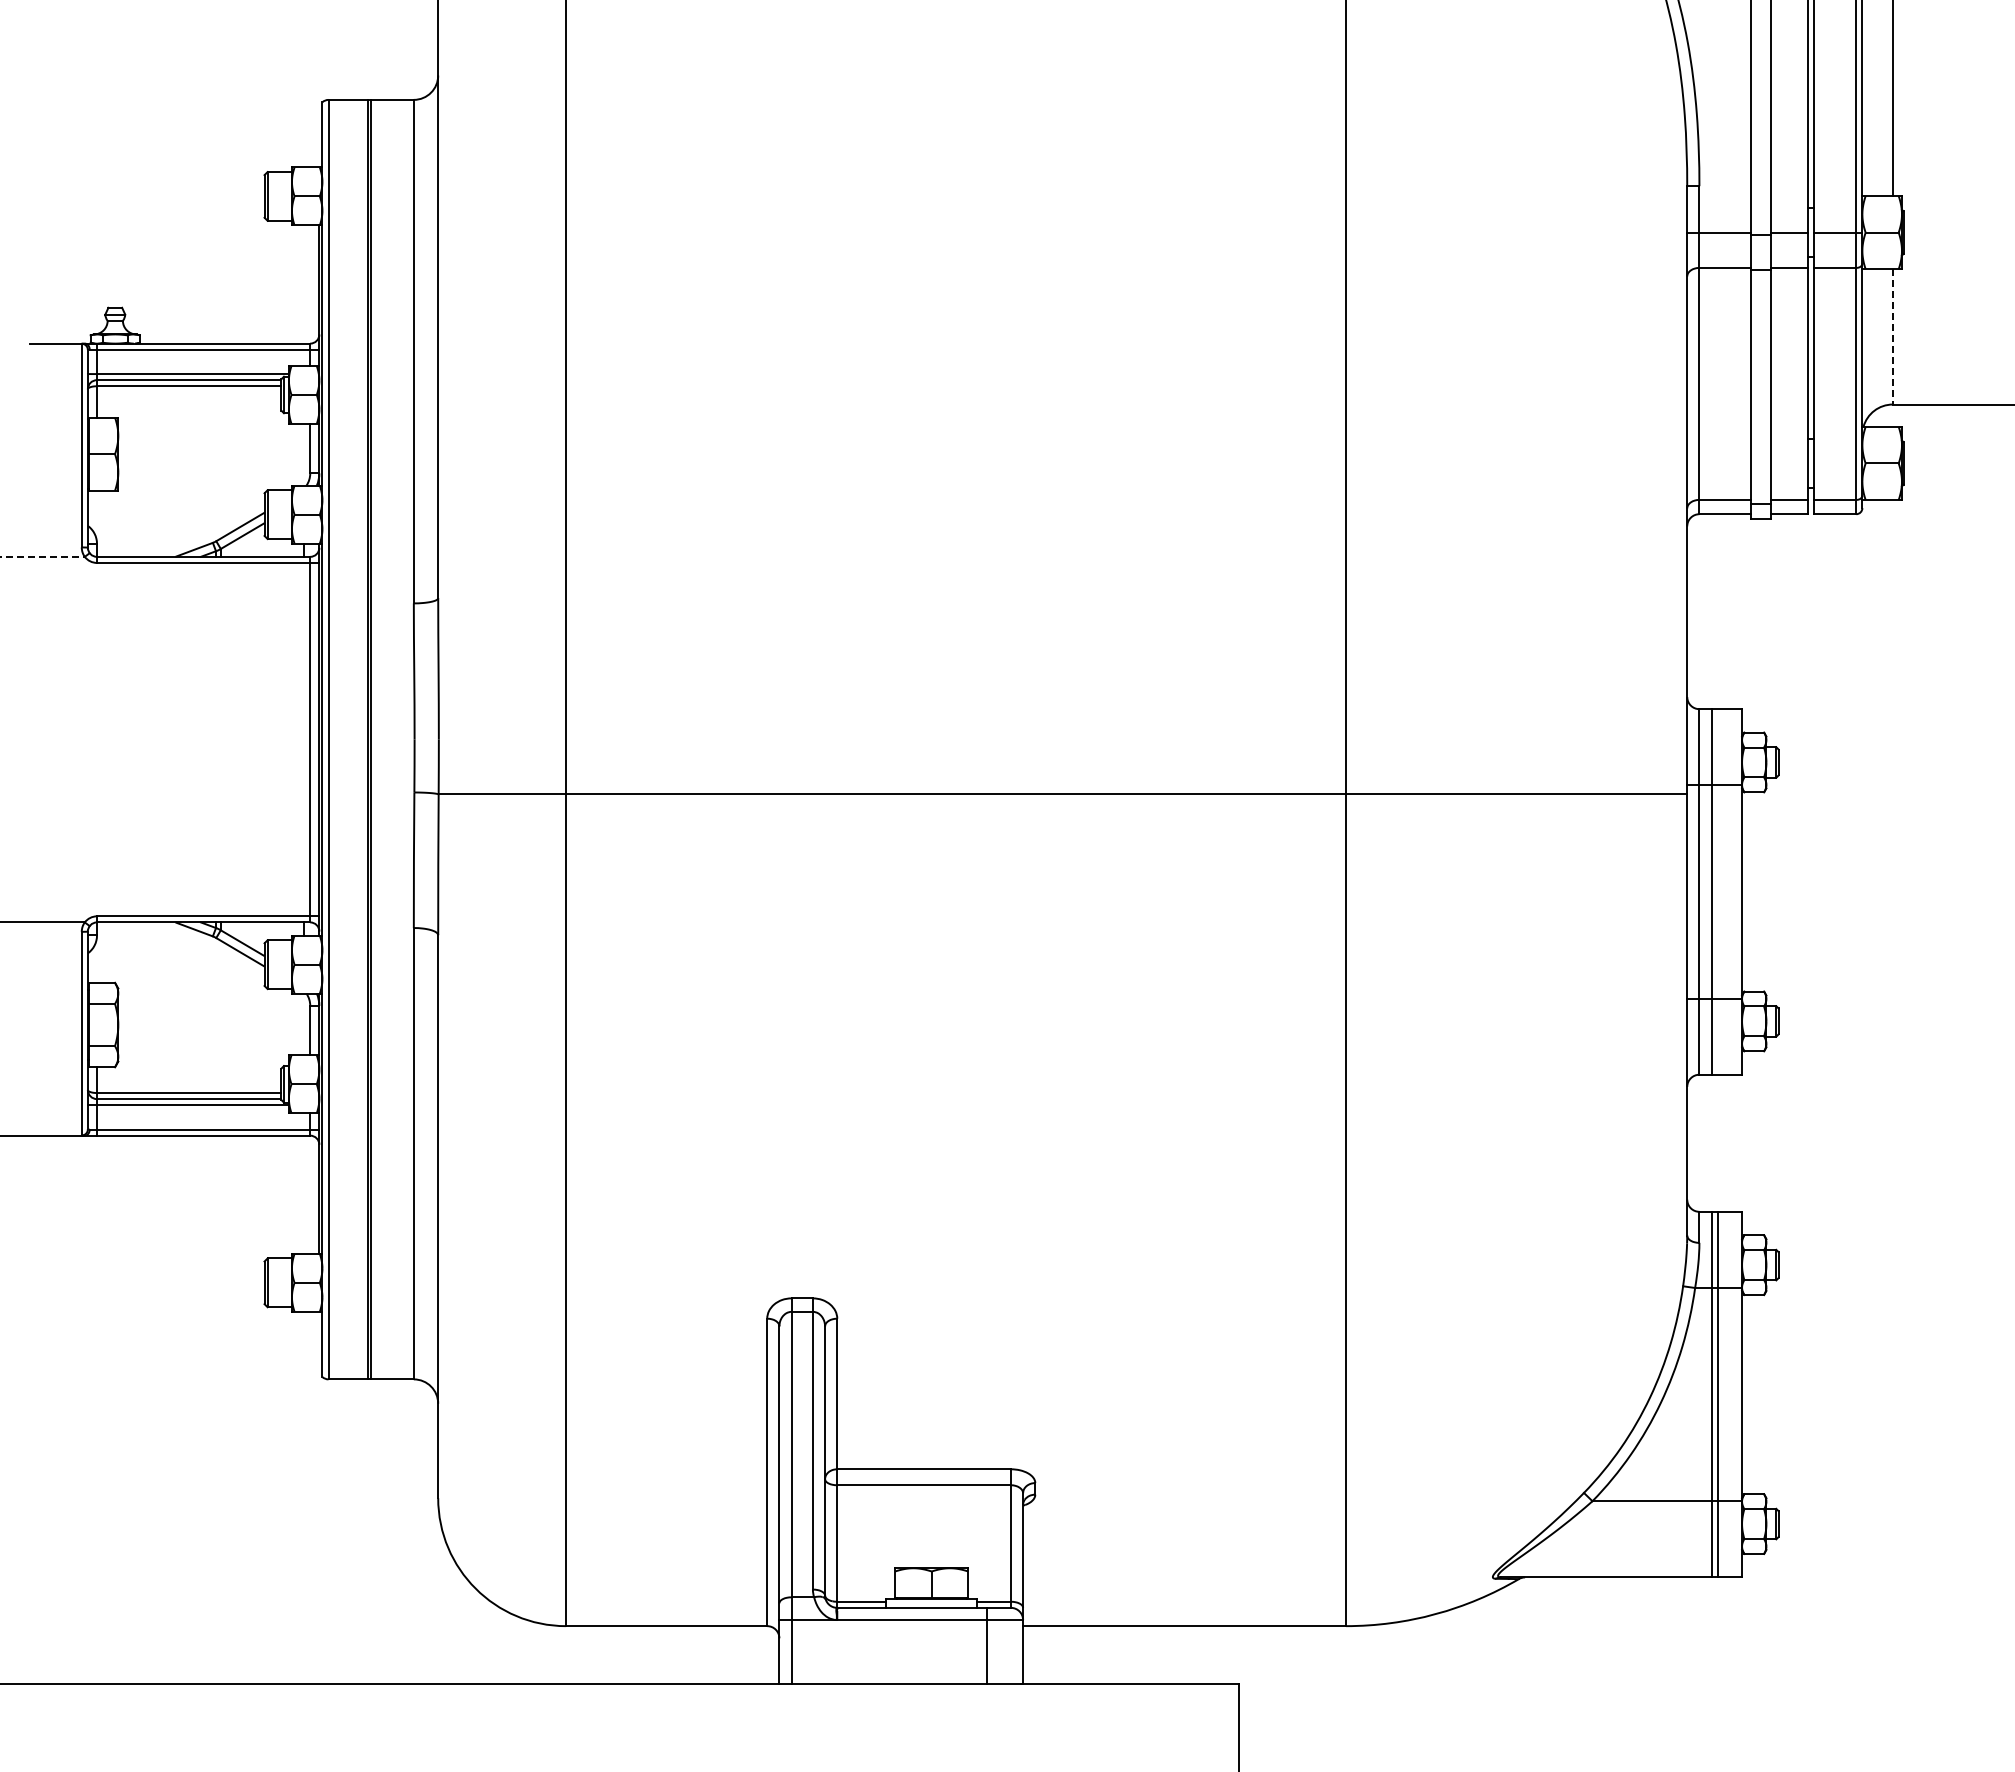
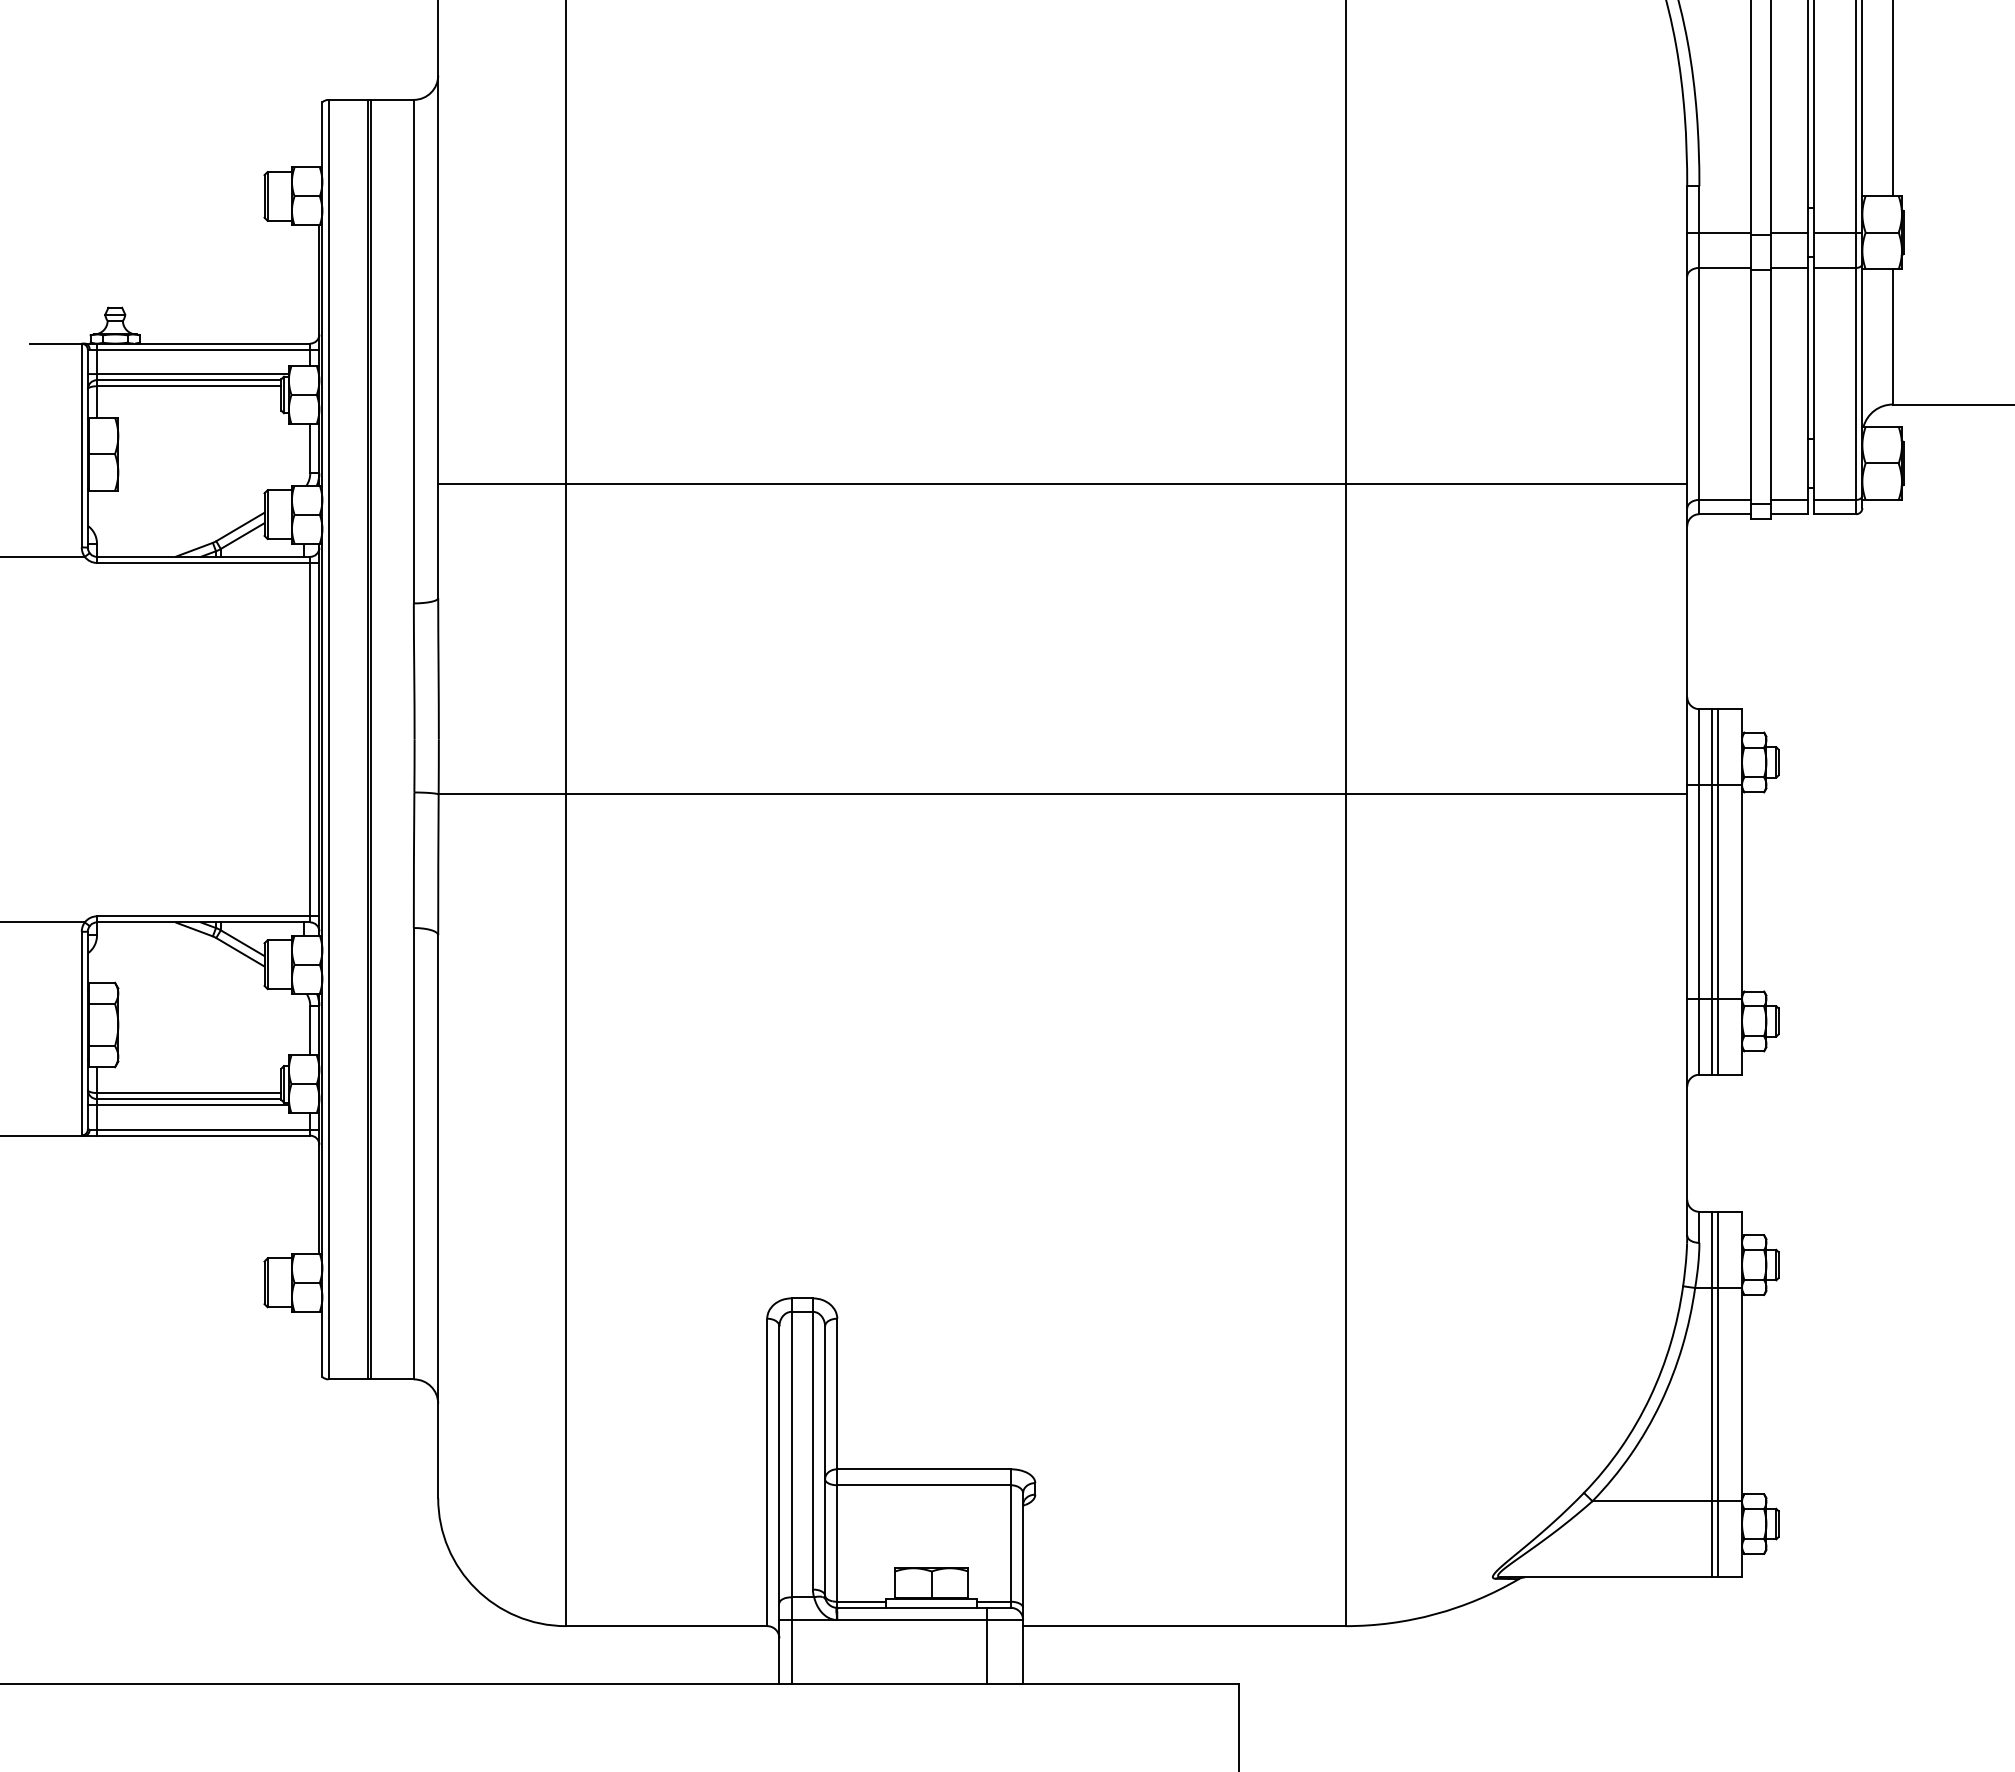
line: dashed -> solid (1892, 336)
line: none -> present (1062, 483)
line: dashed -> solid (43, 556)
line: none -> present (1717, 891)
